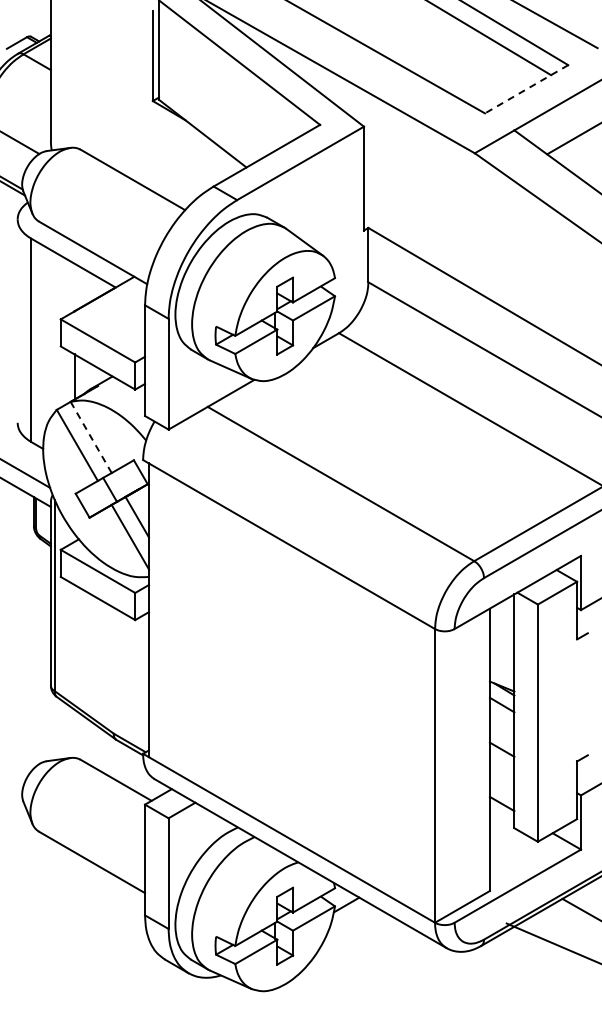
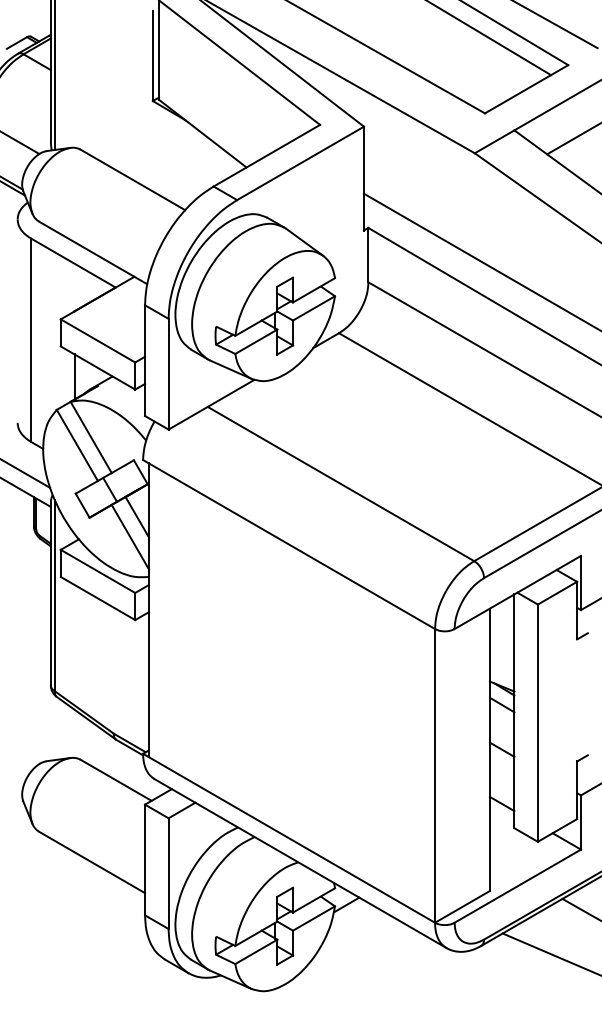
line: none -> present (54, 76)
line: dashed -> solid (526, 89)
line: none -> present (481, 261)
line: dashed -> solid (90, 437)
line position: (552, 942) -> (550, 953) (550, 953)
